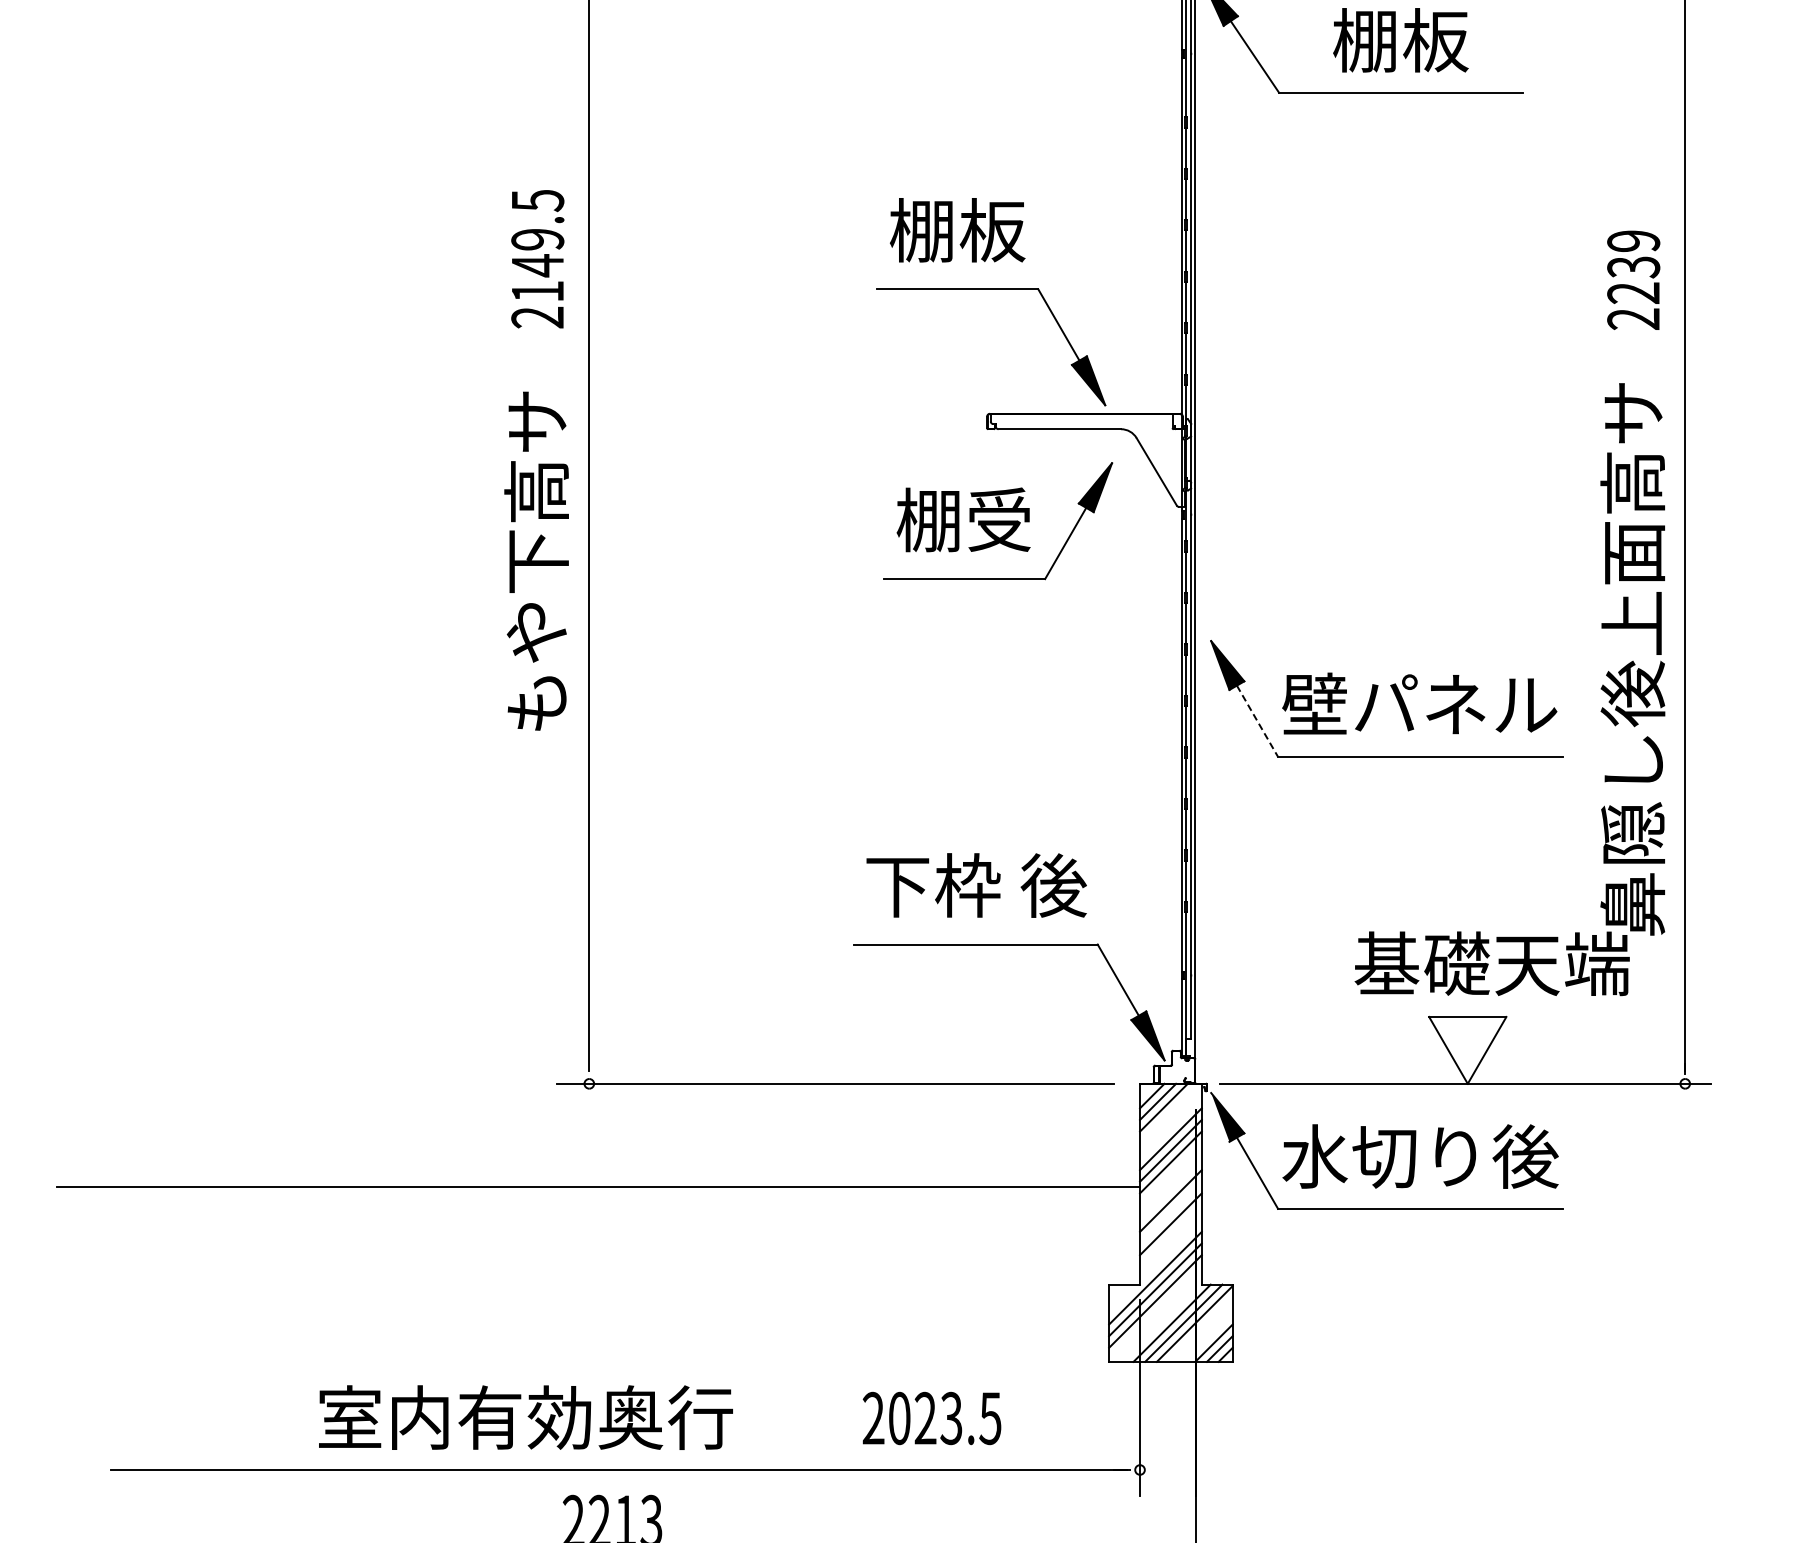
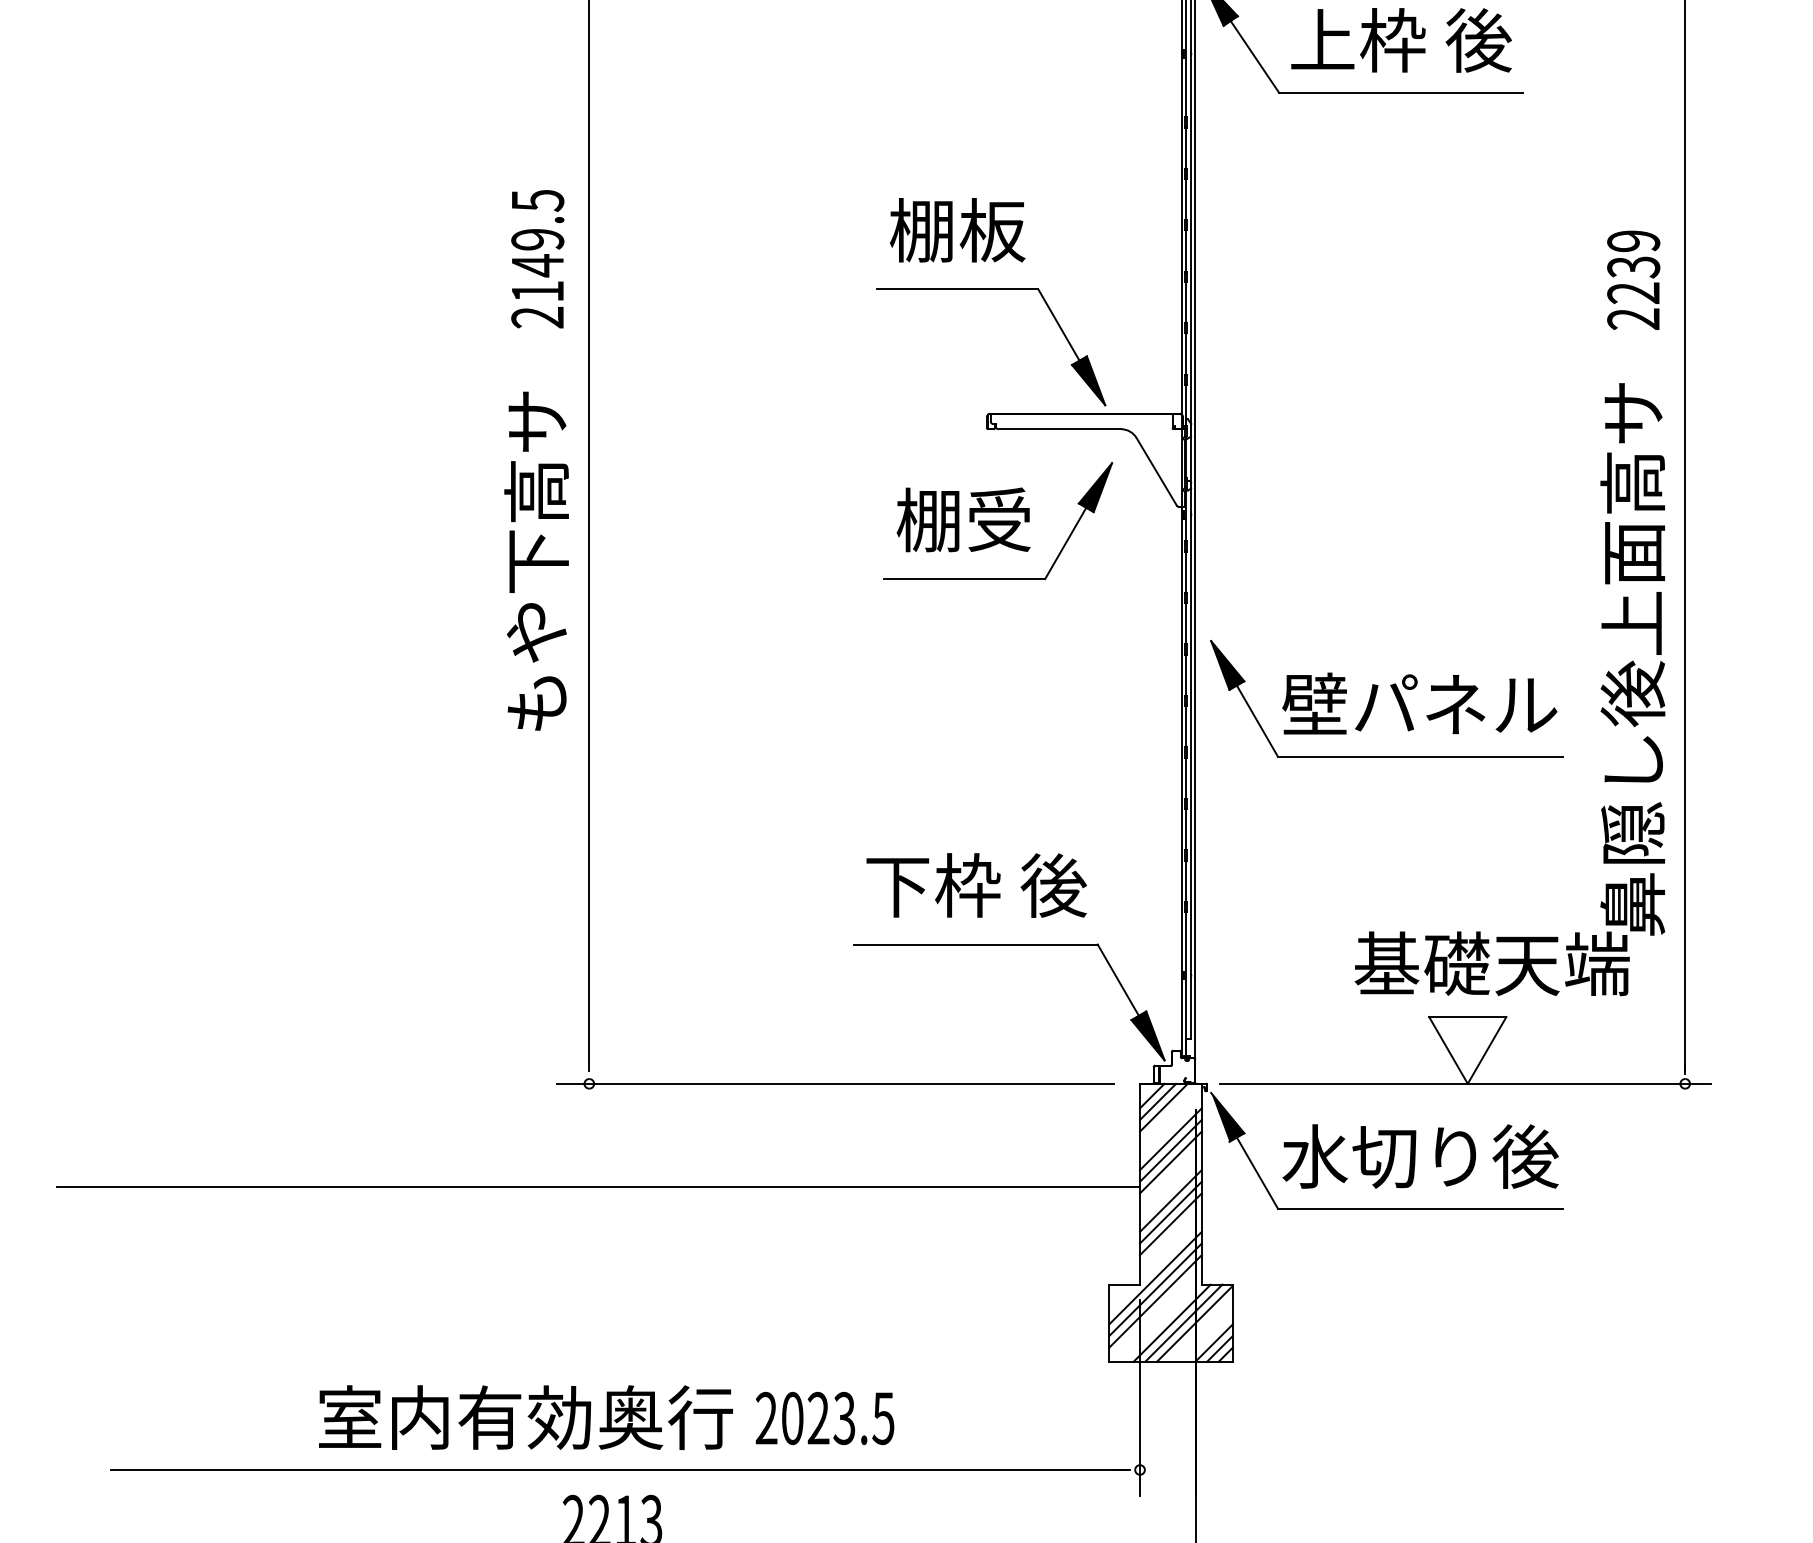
text: 棚板 -> 上枠 後 (1401, 40)
line: dashed -> solid (1257, 721)
line: none -> present (1170, 1212)
text position: (931, 1418) -> (824, 1418) (824, 1418)
